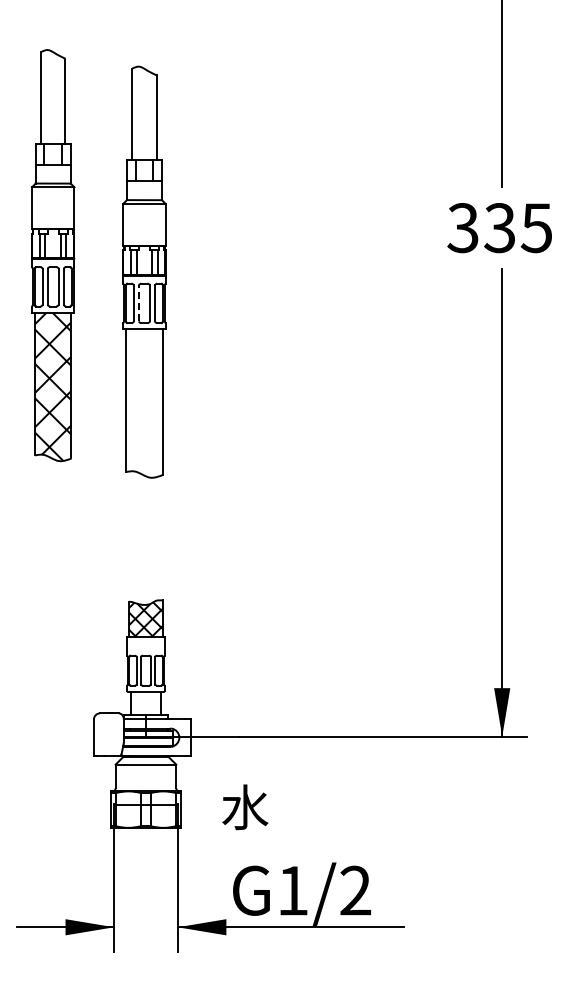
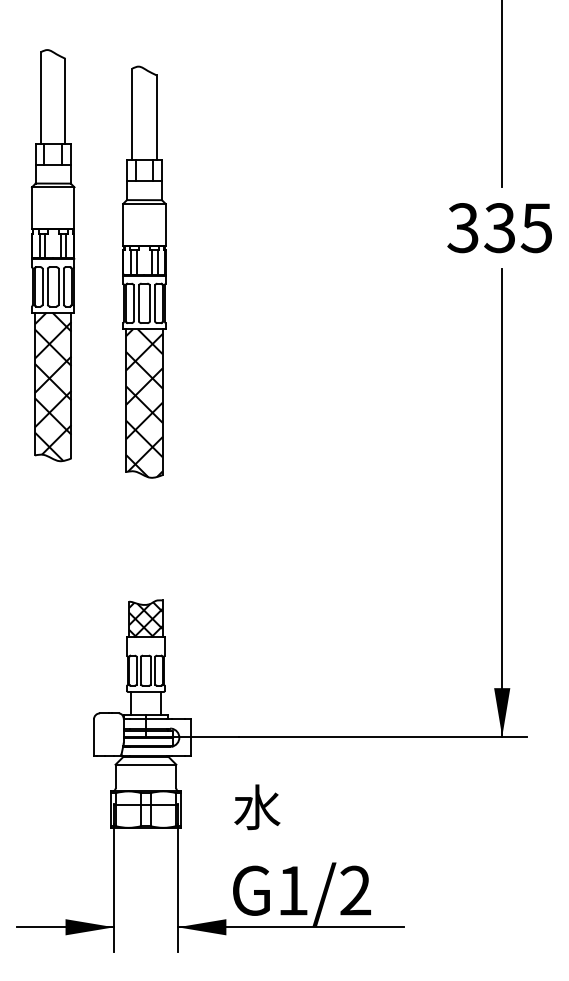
line: dashed -> solid (138, 302)
hatch: none -> present (144, 403)
text position: (245, 807) -> (257, 807) (257, 807)
